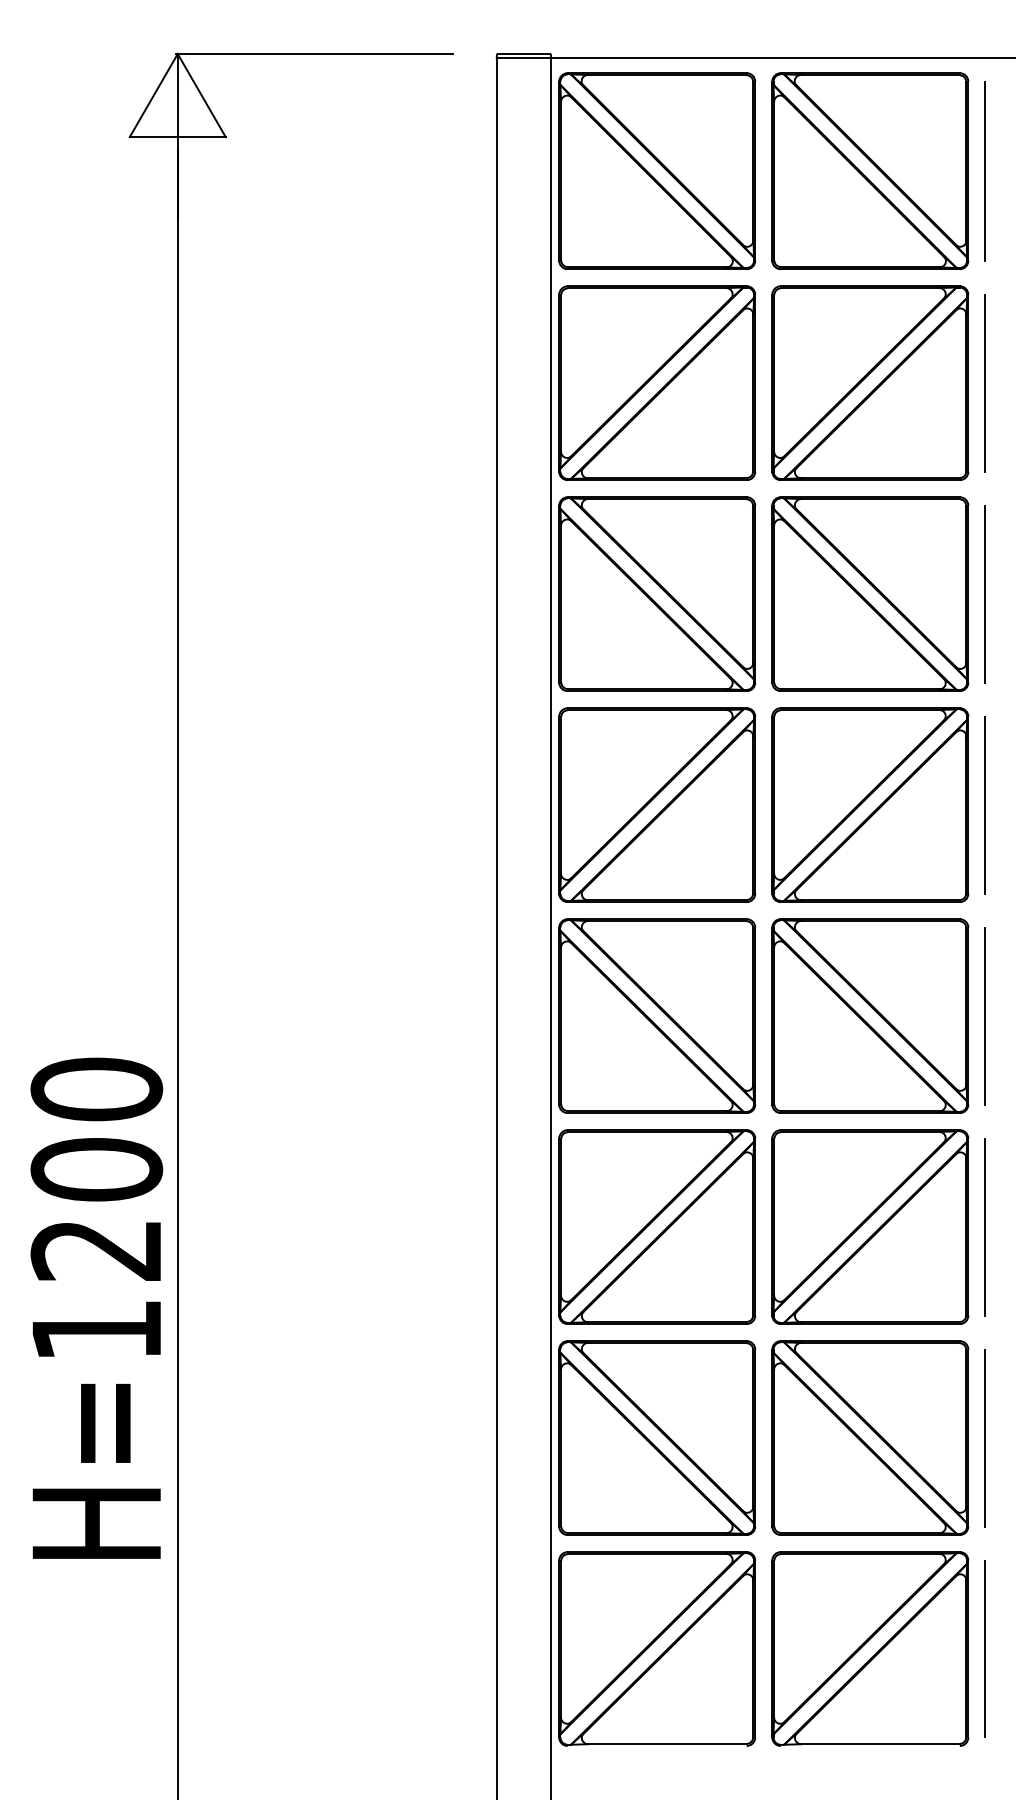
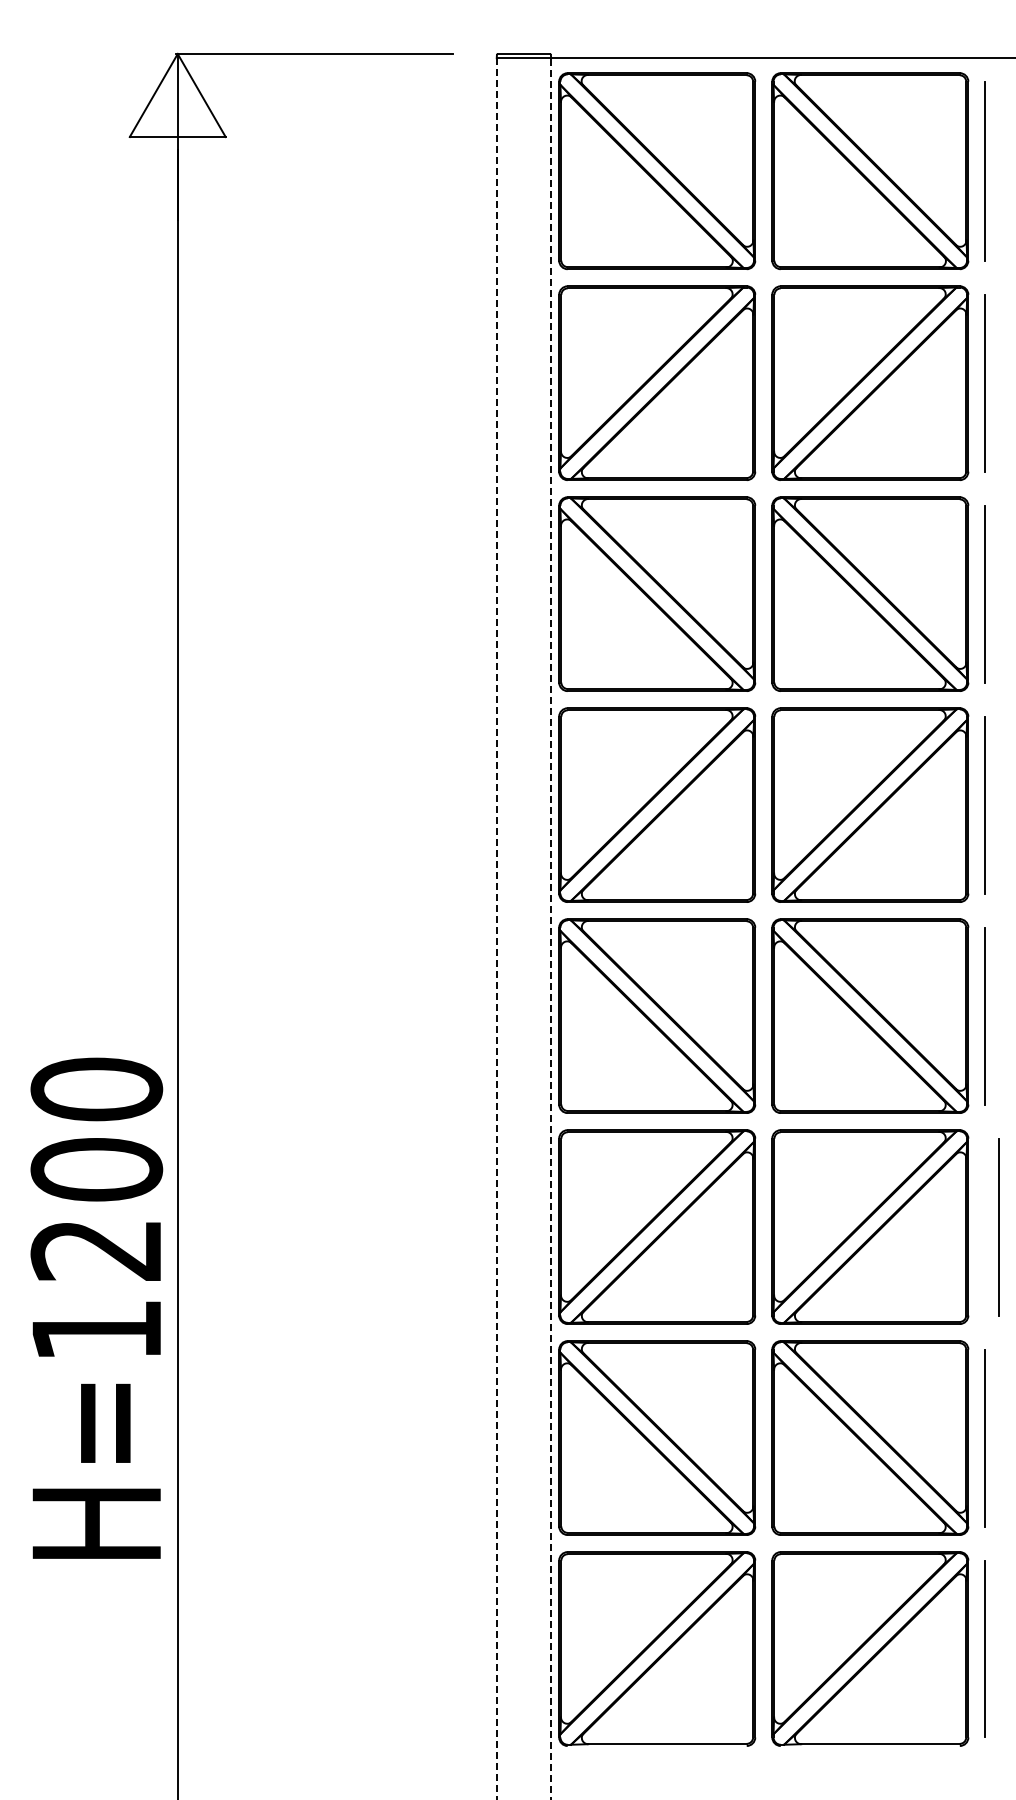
line: solid -> dashed (550, 928)
line: solid -> dashed (497, 929)
line position: (984, 1227) -> (998, 1227) (998, 1227)
